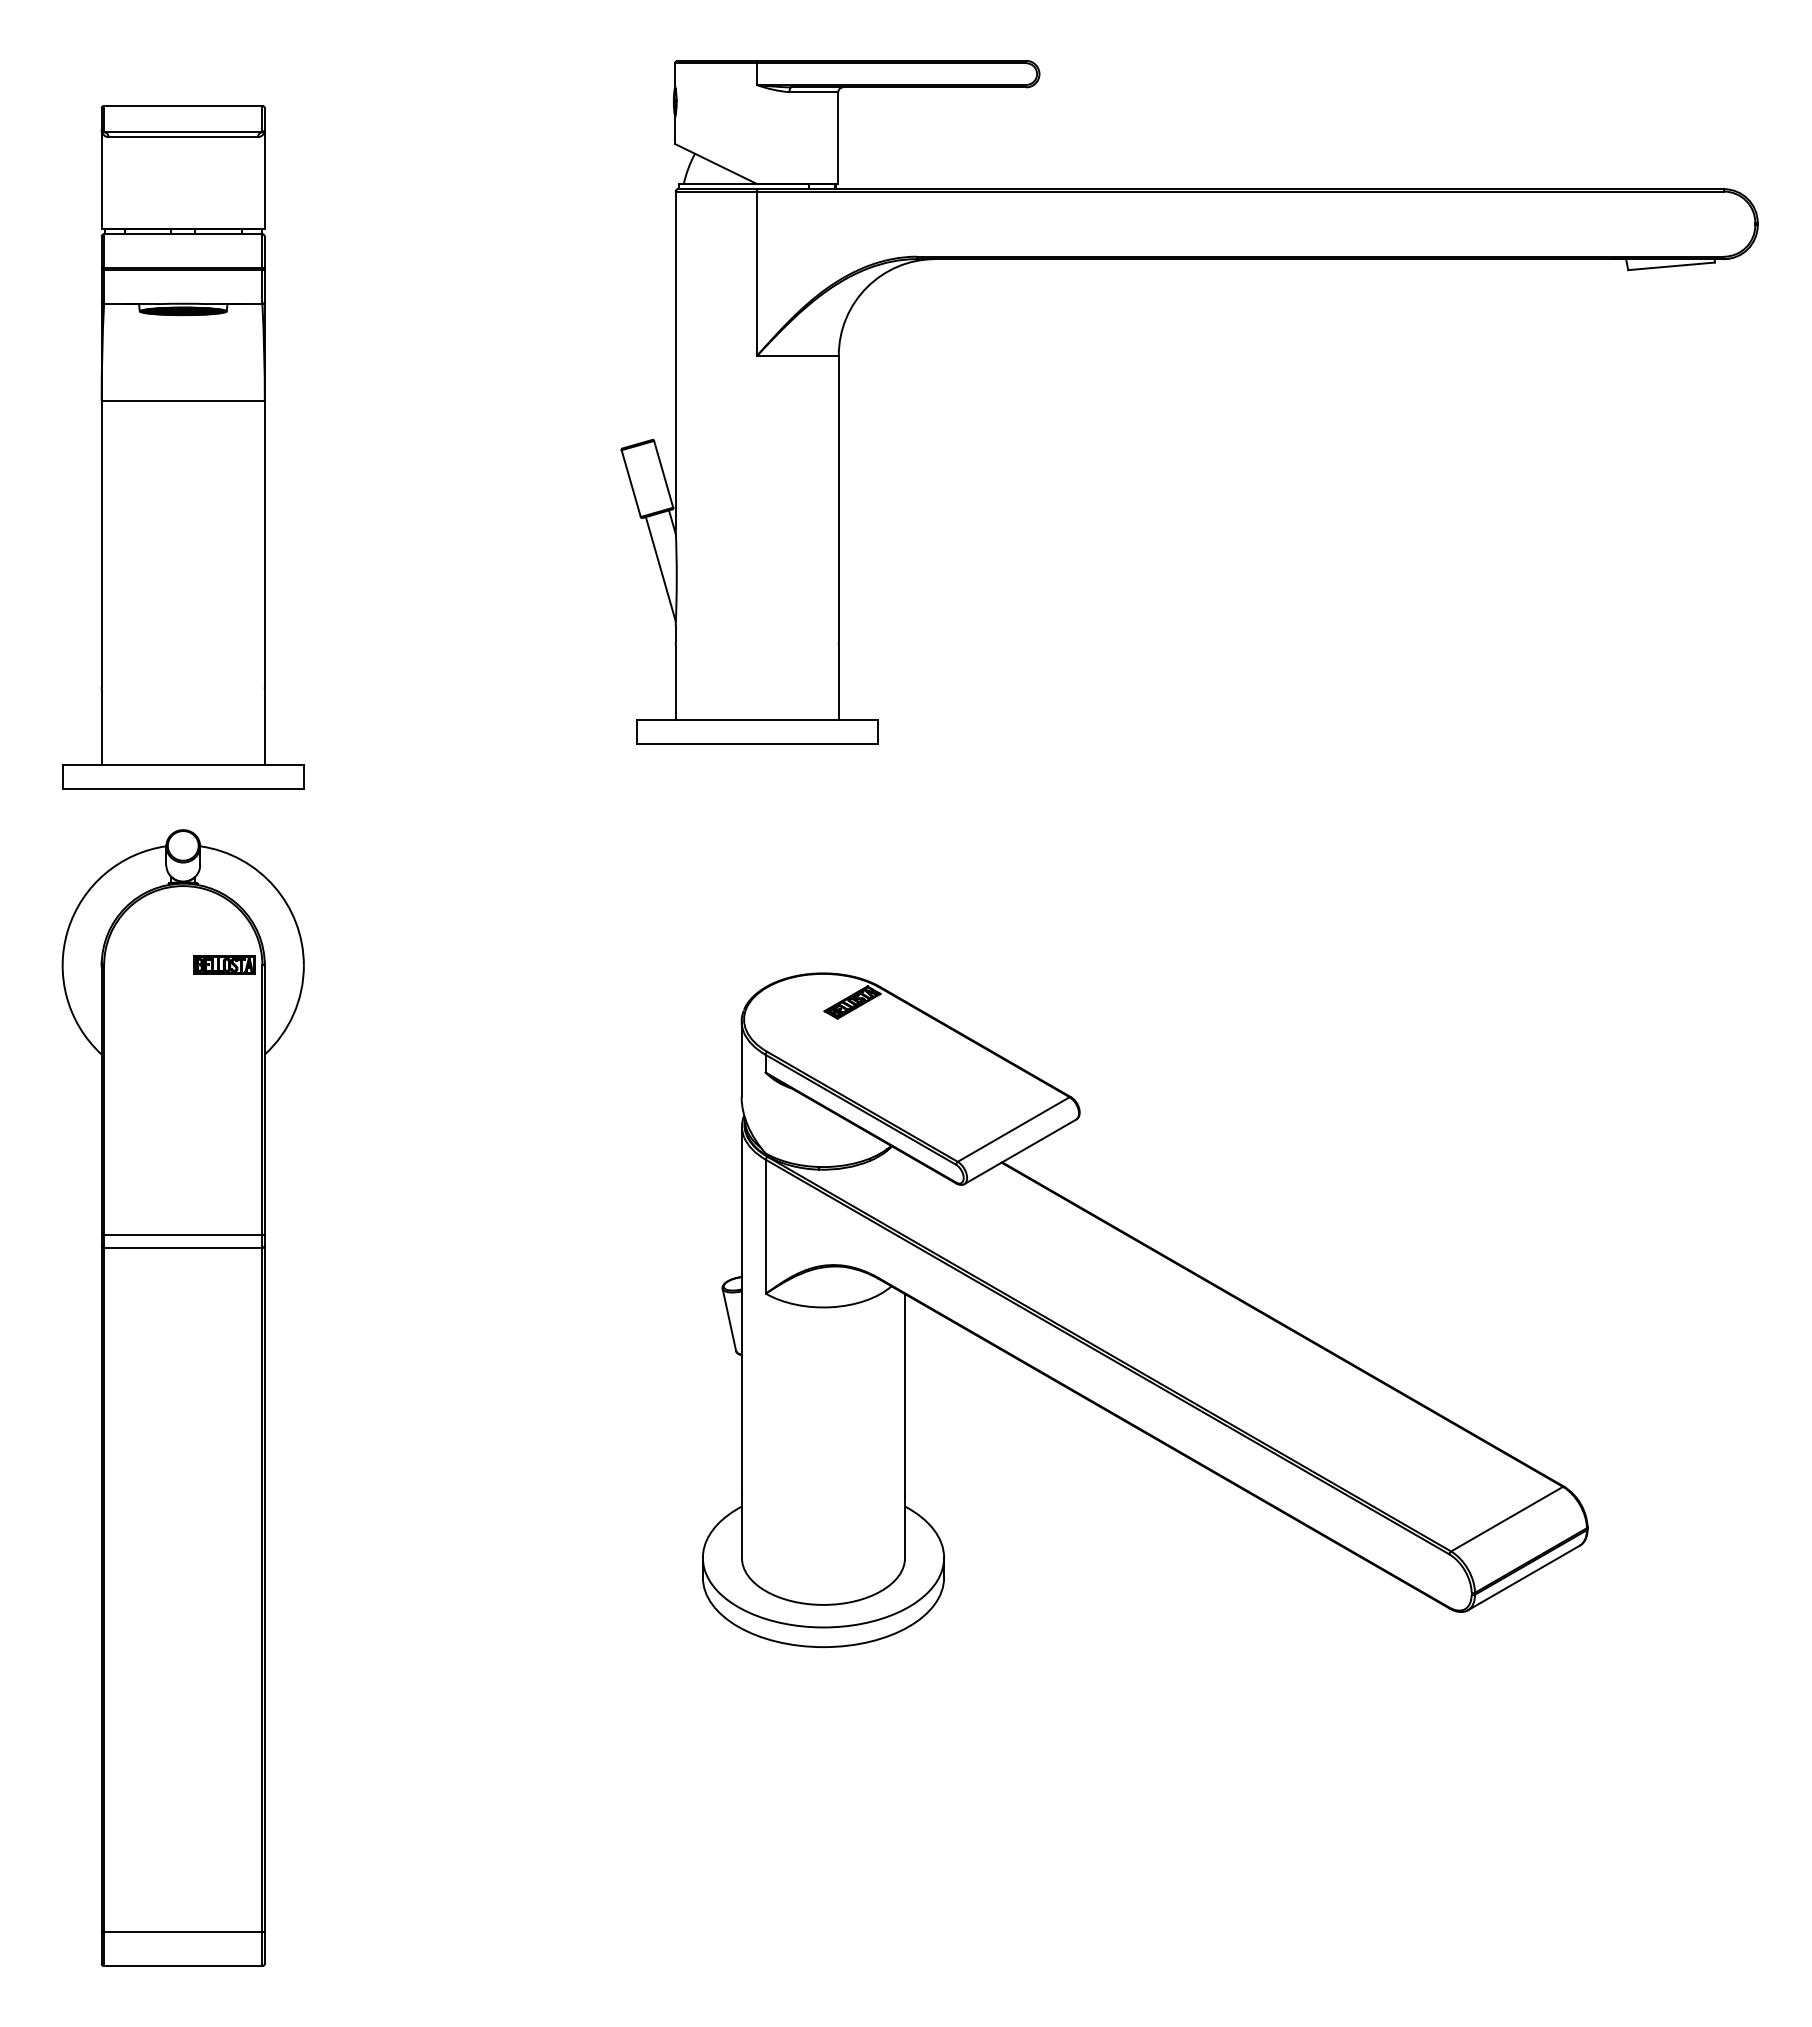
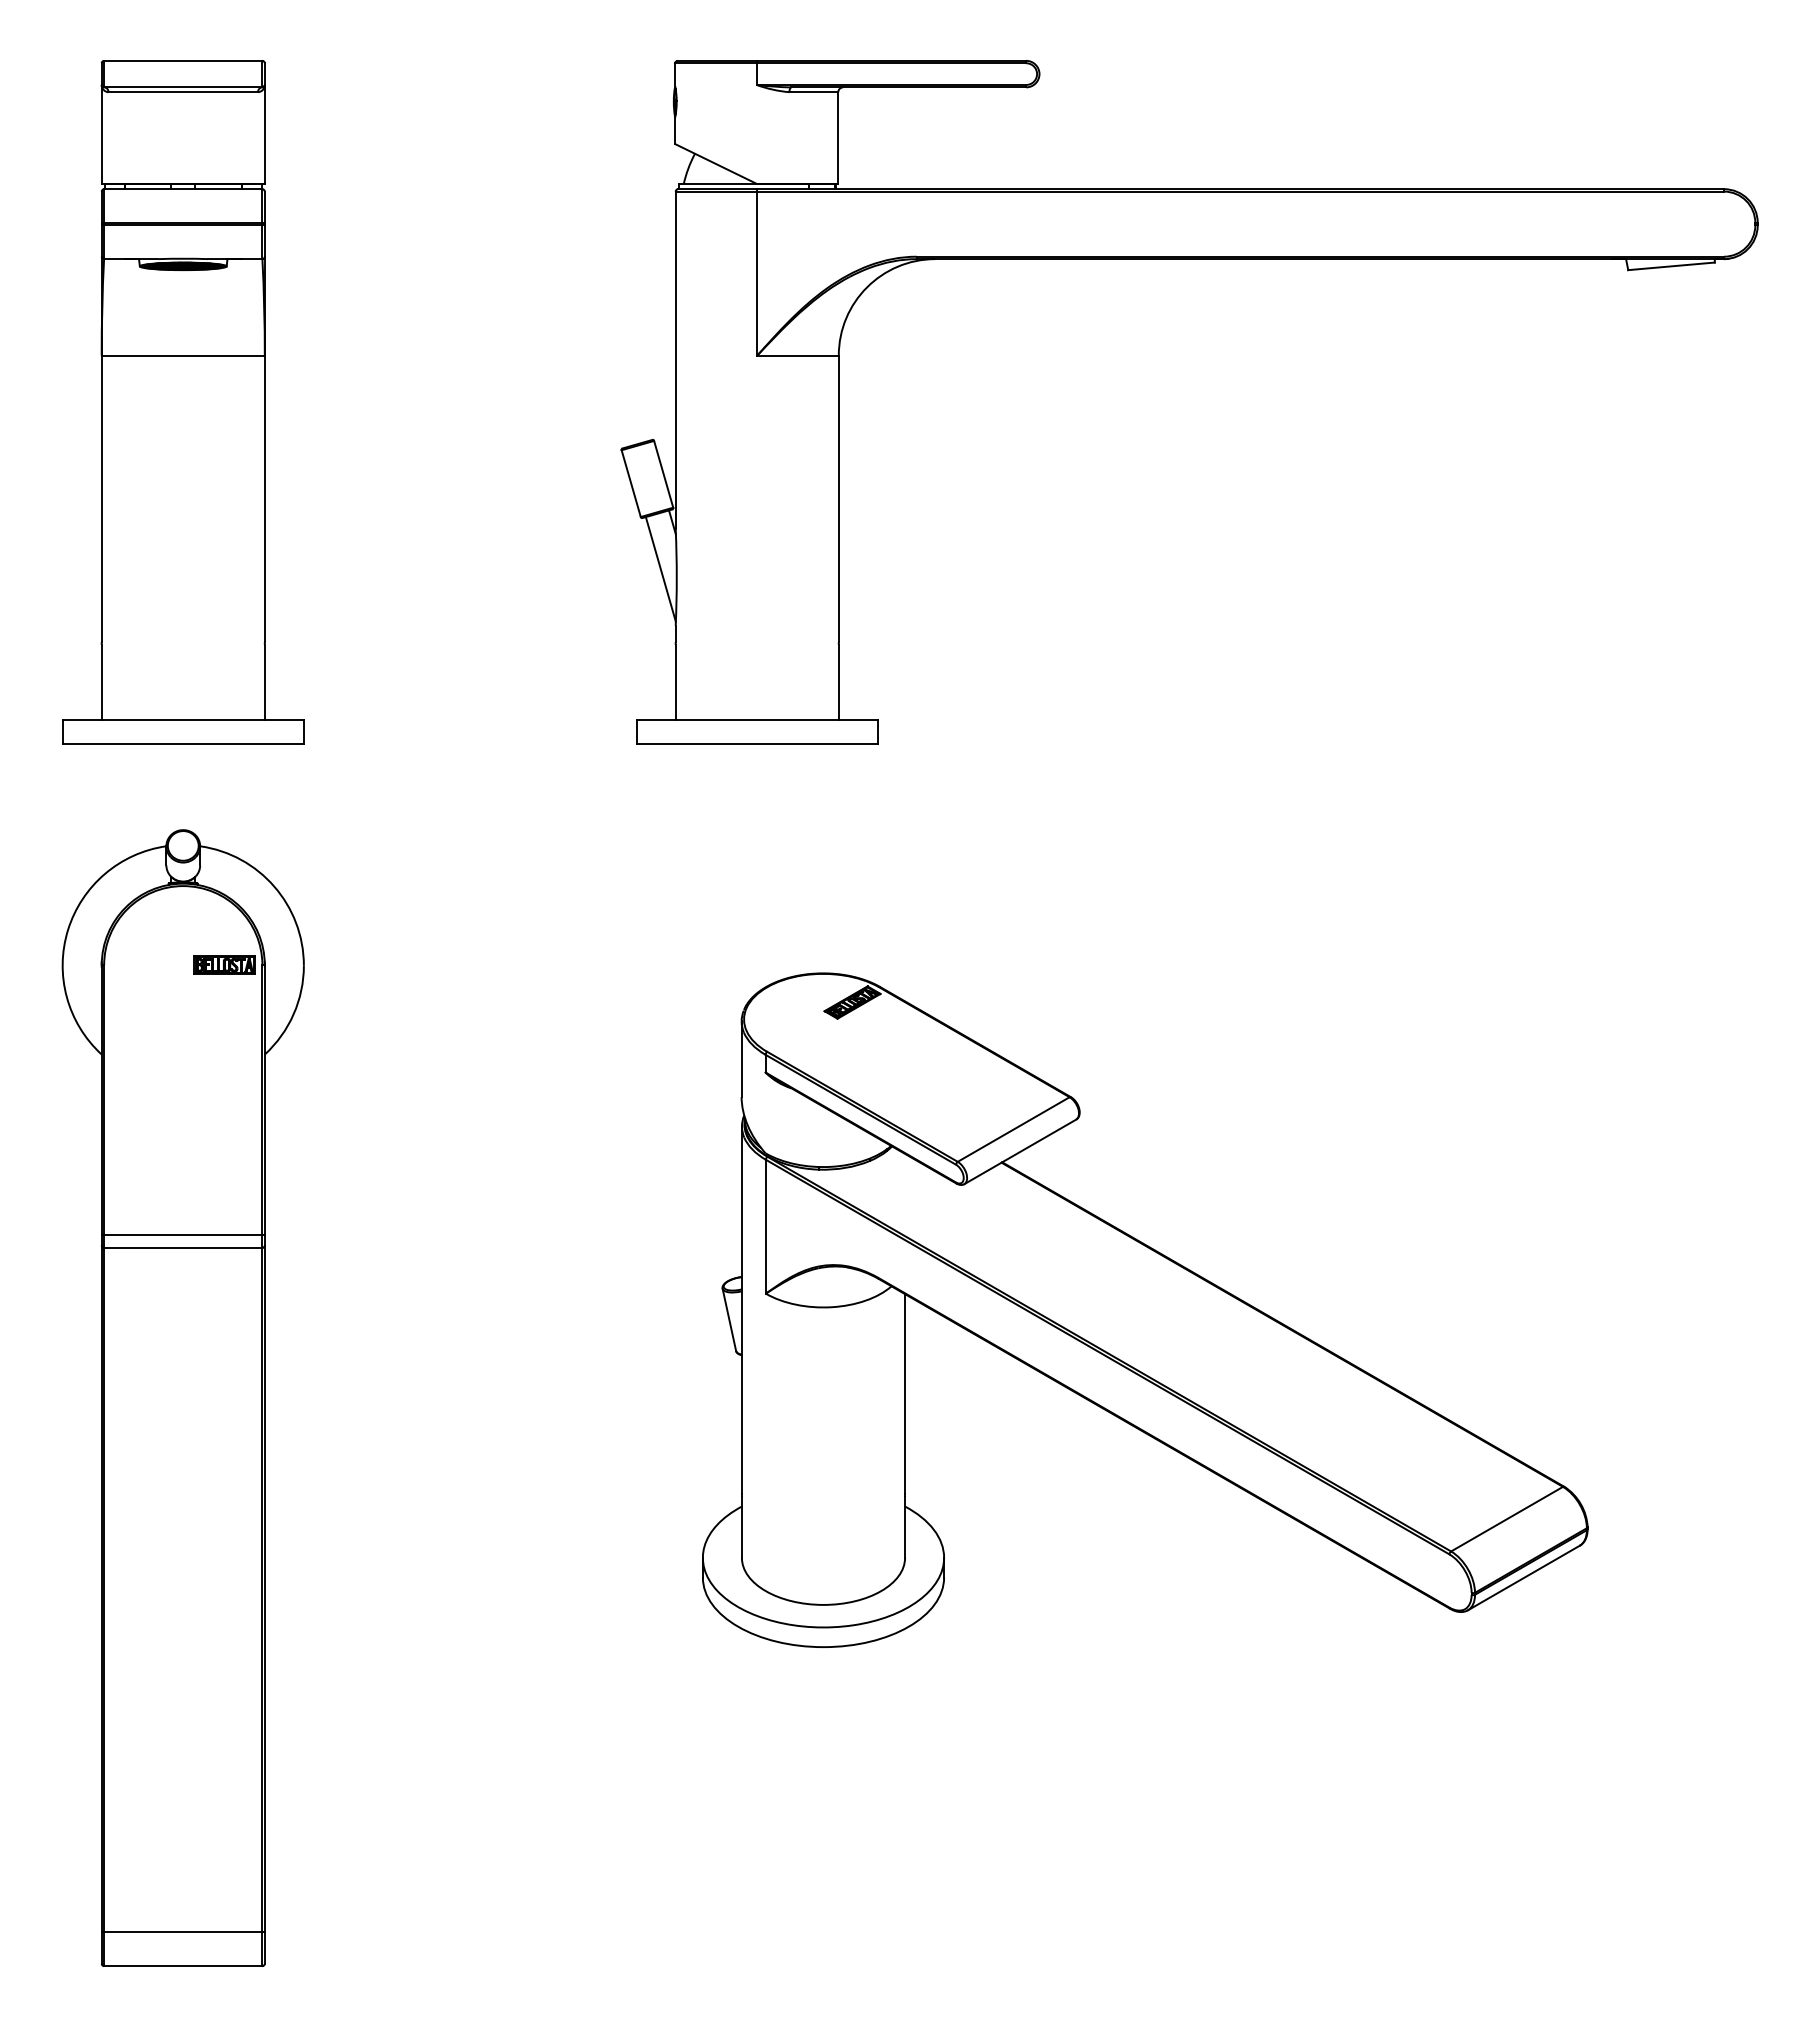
part position: (183, 447) -> (183, 402) (183, 402)
